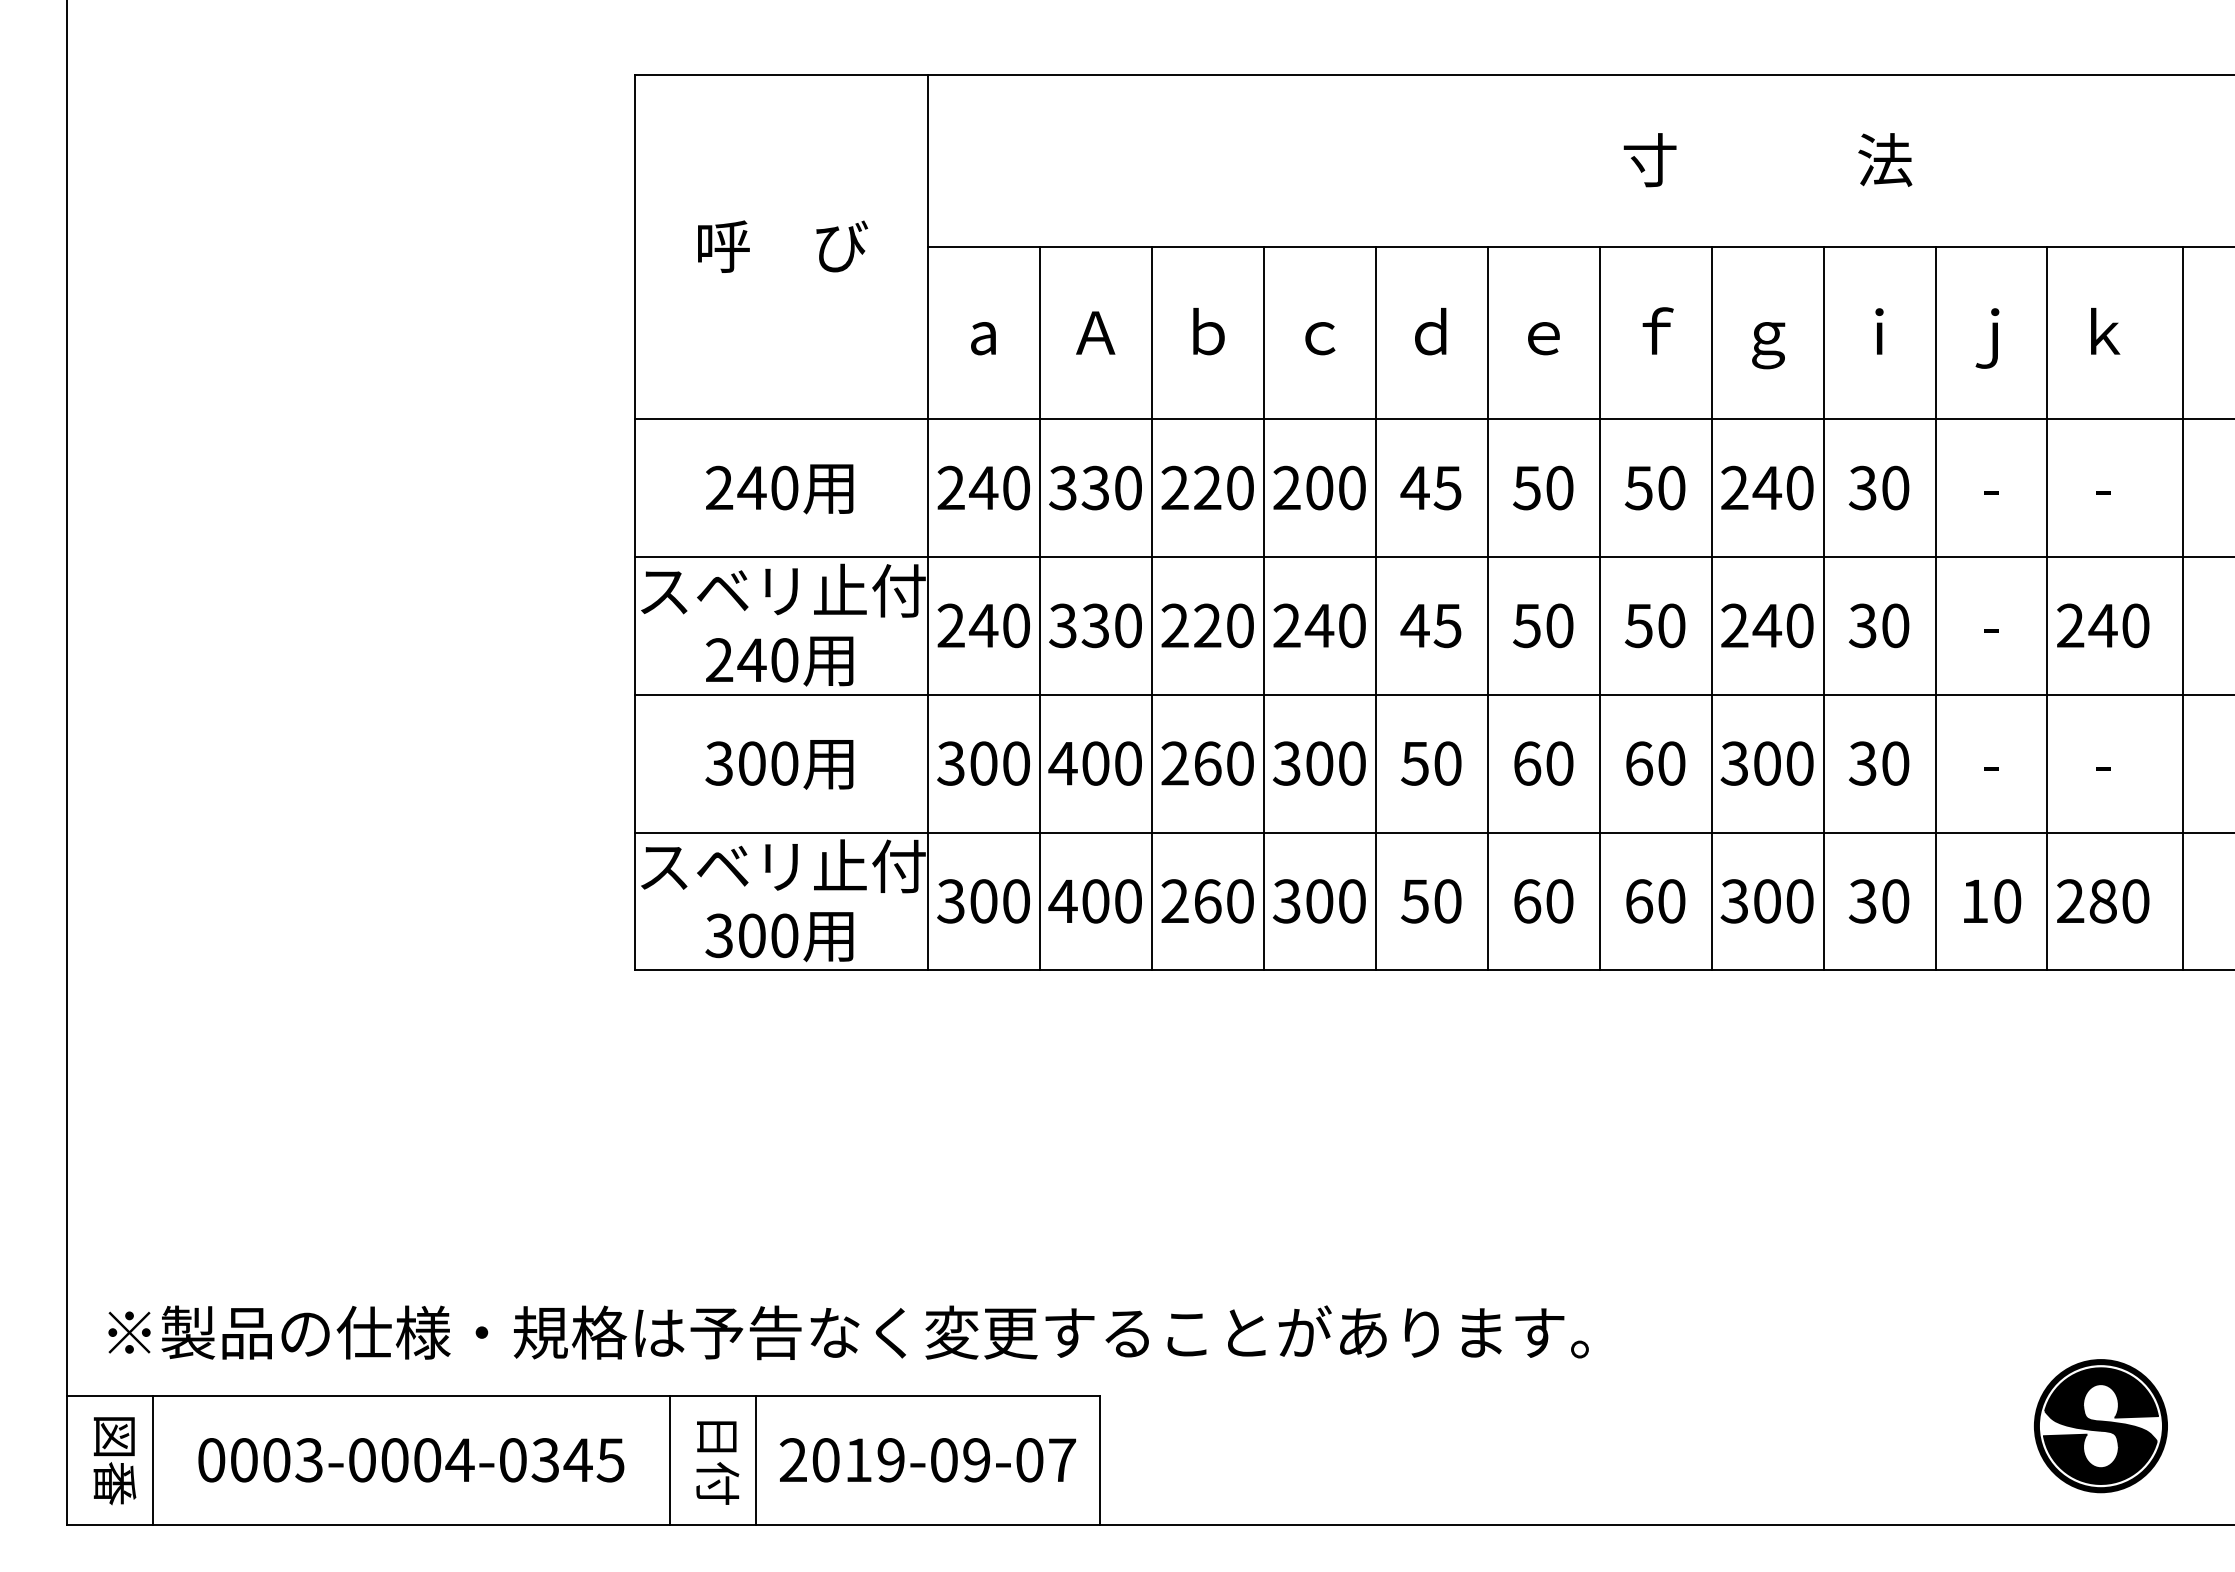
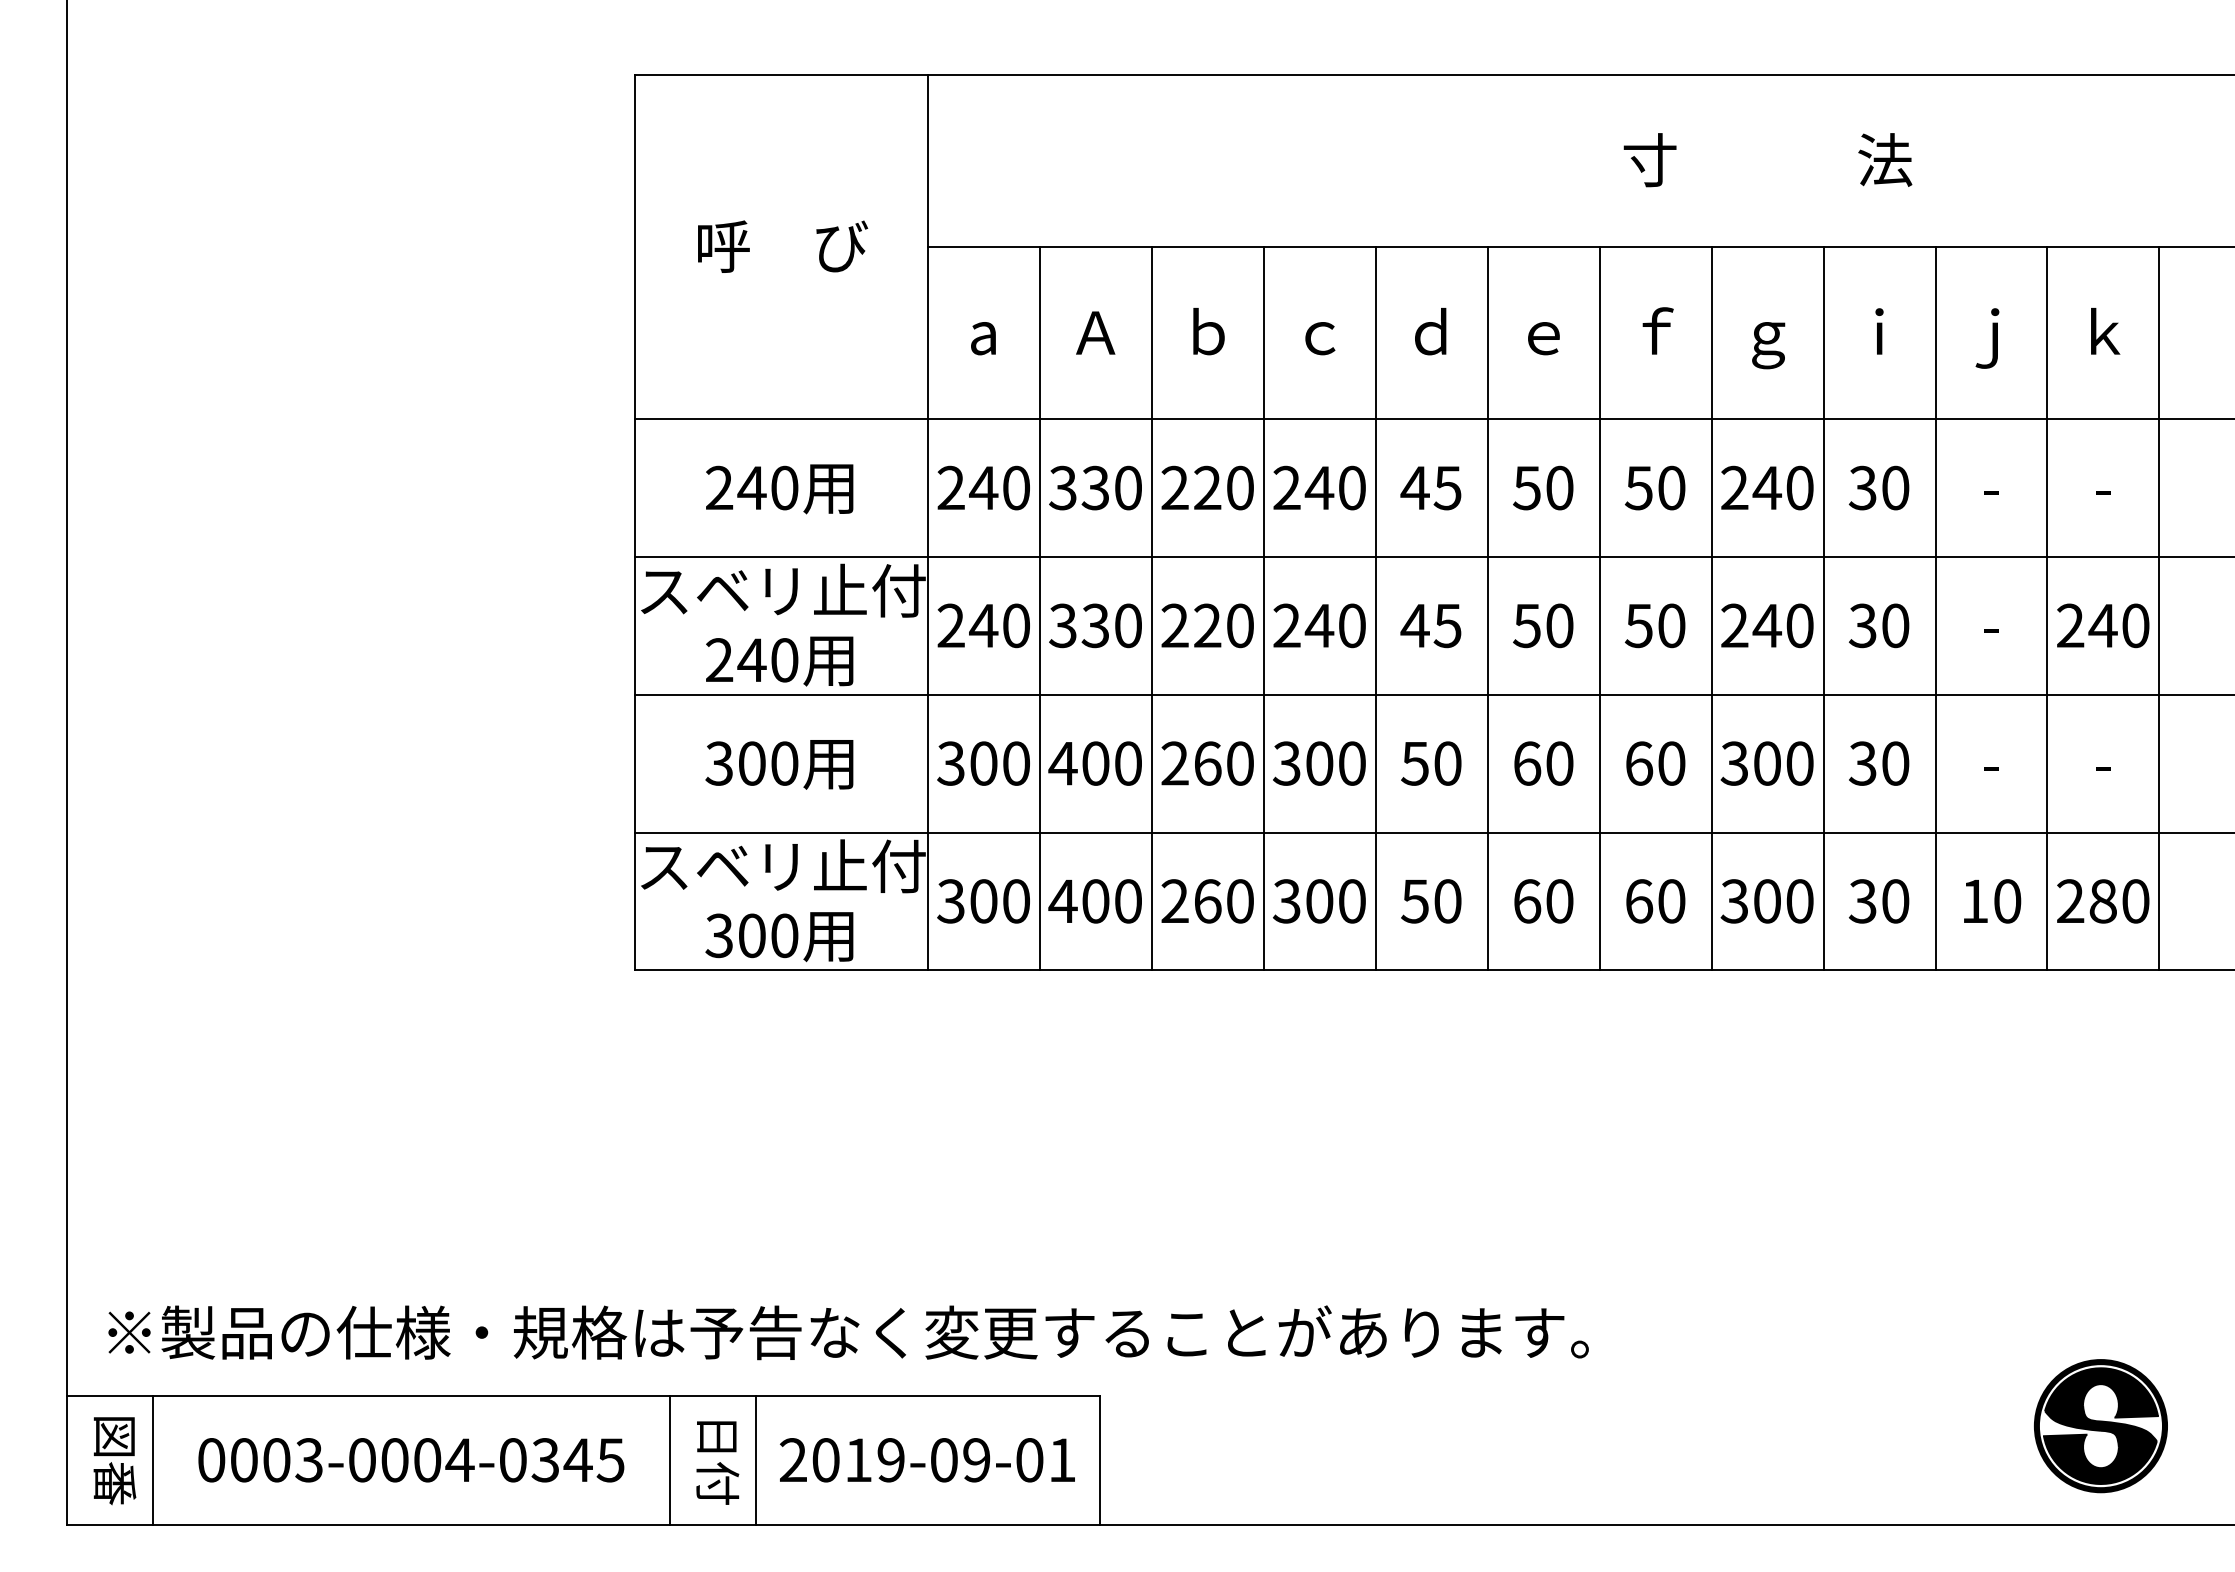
text: 200 -> 240 (1319, 487)
line position: (2183, 608) -> (2159, 608) (2159, 608)
text: 2019-09-07 -> 2019-09-01 (1062, 1459)
